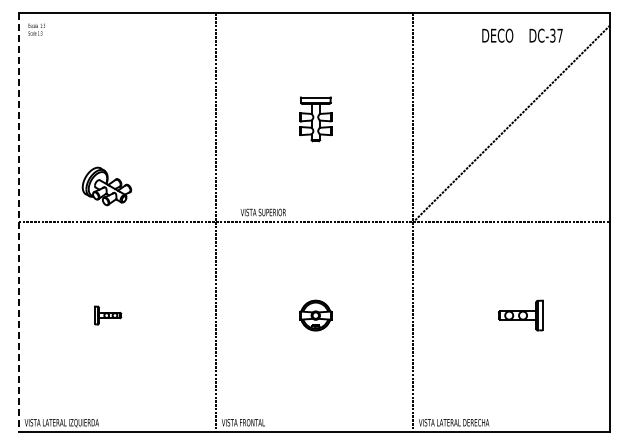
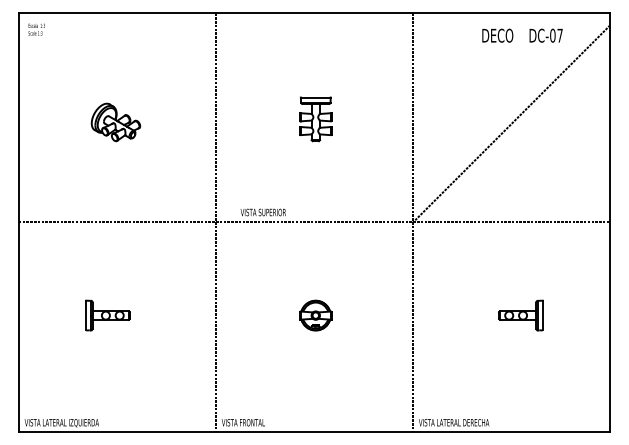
text: DC-37 -> DC-07 (552, 35)
part position: (106, 186) -> (115, 122) (115, 122)
line: dashed -> solid (18, 222)
part size: 29x21 px -> 46x33 px (107, 315)
